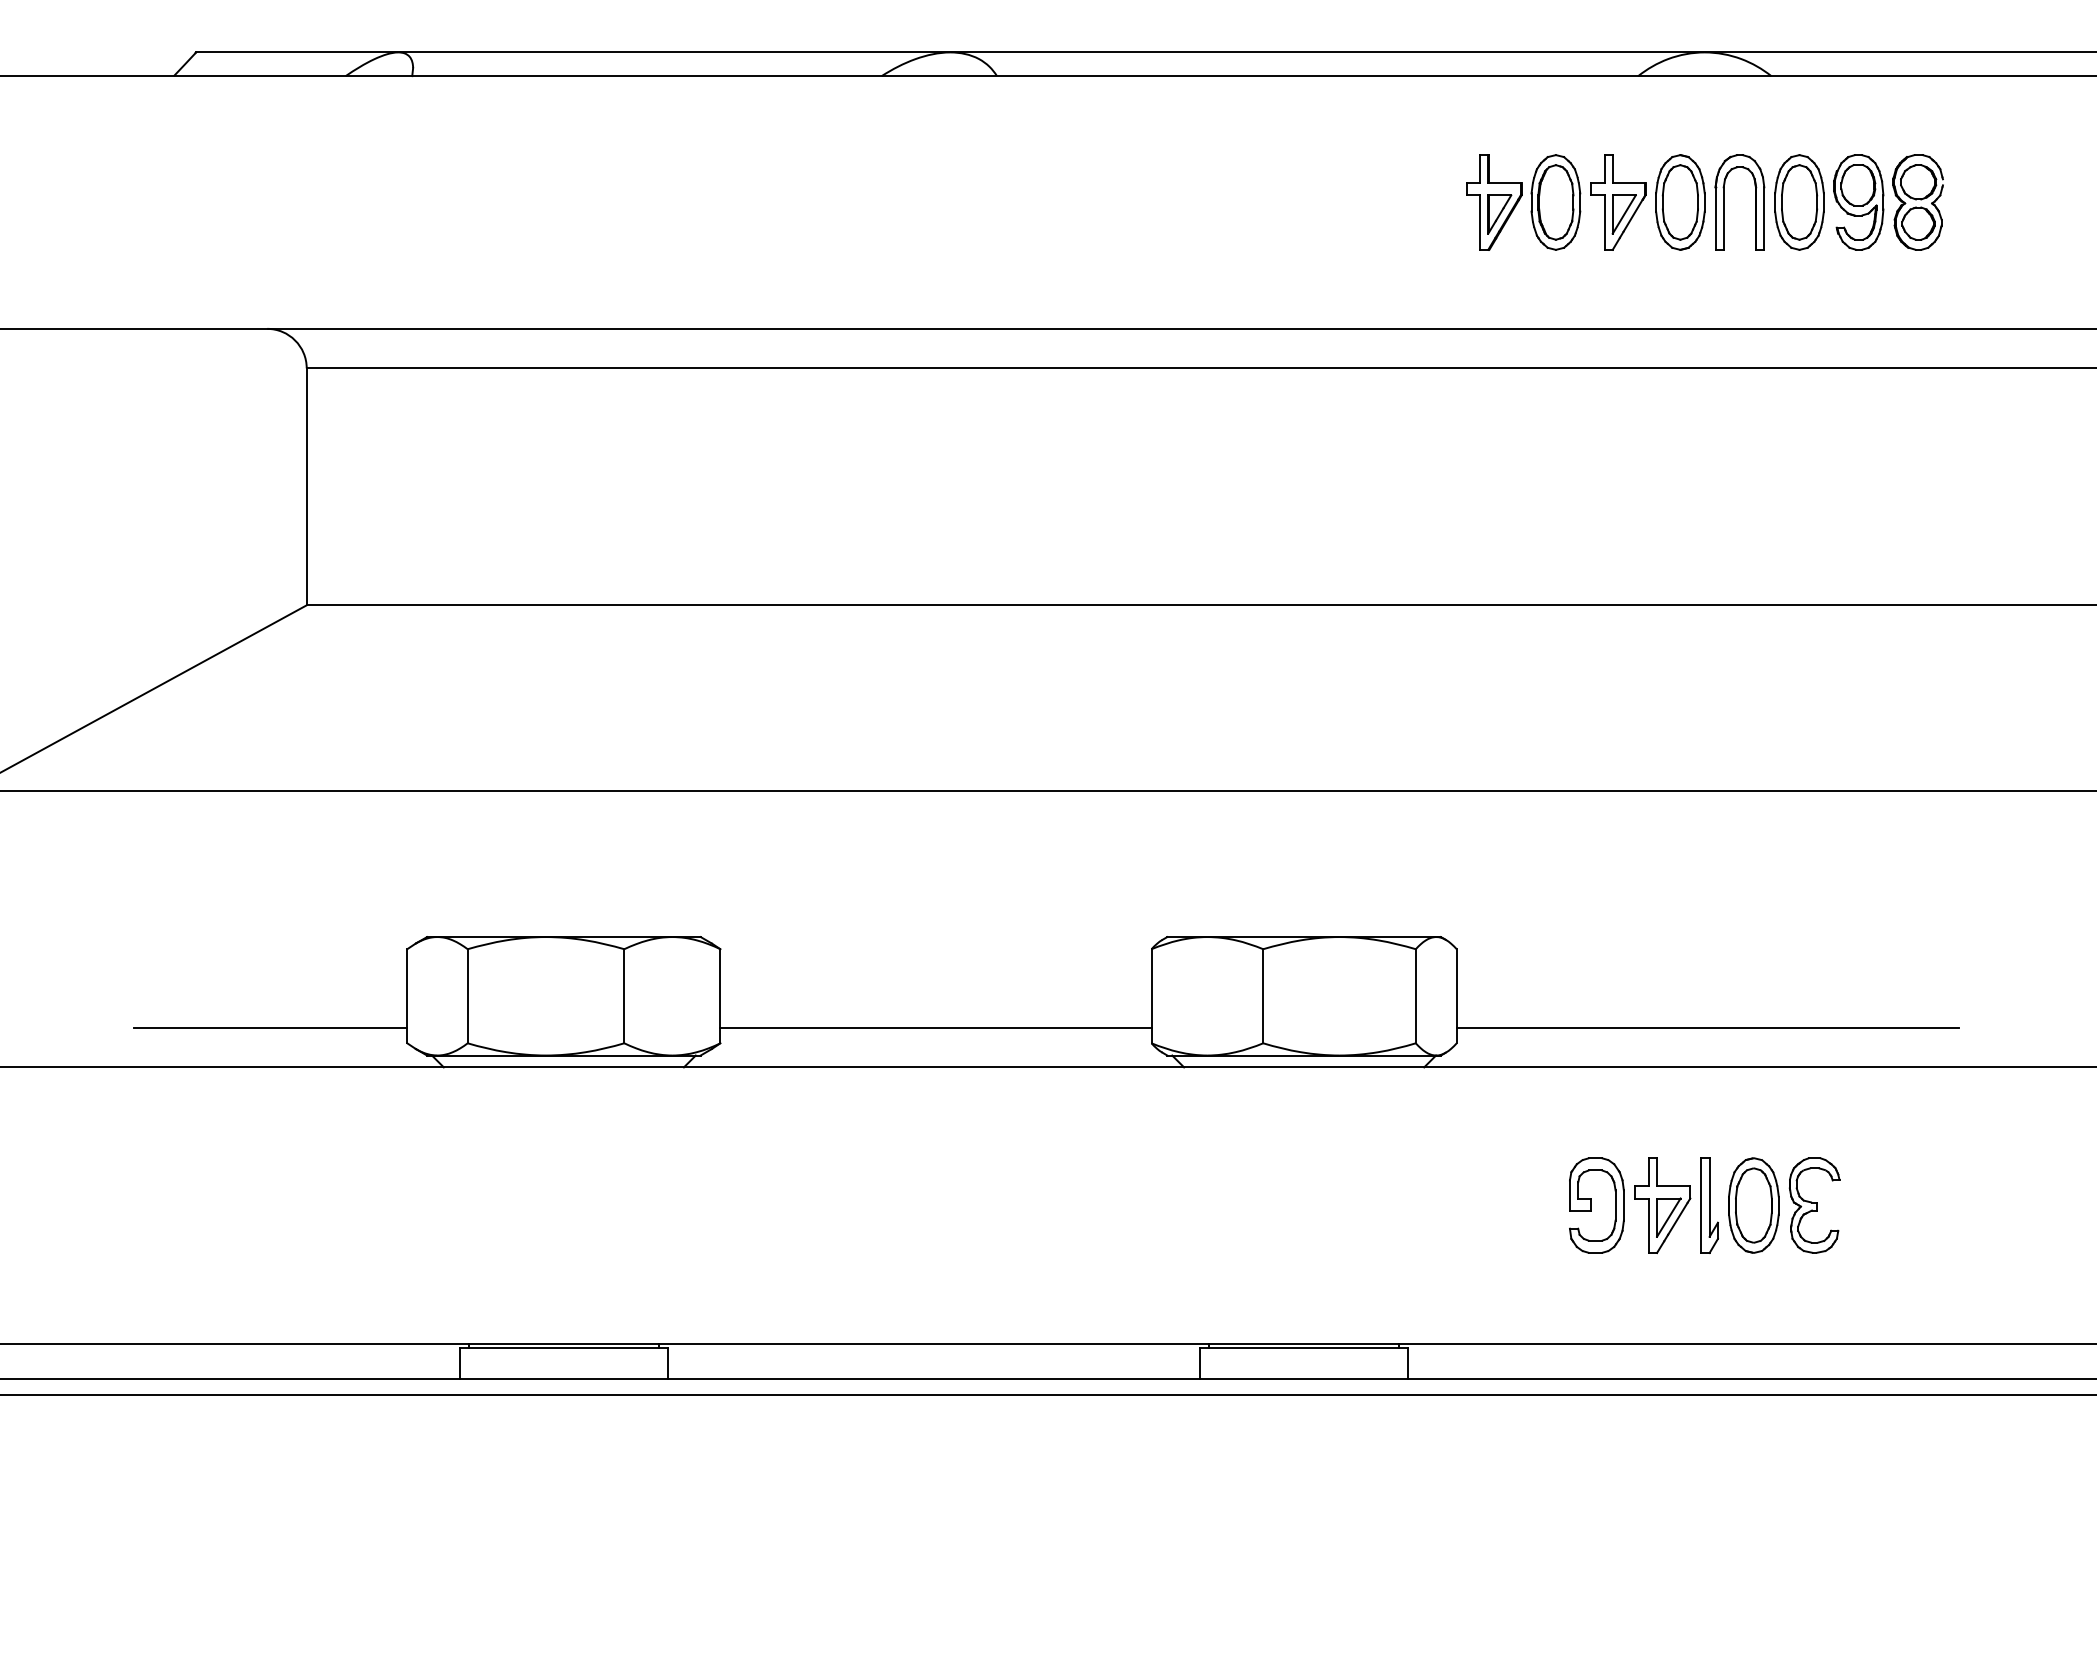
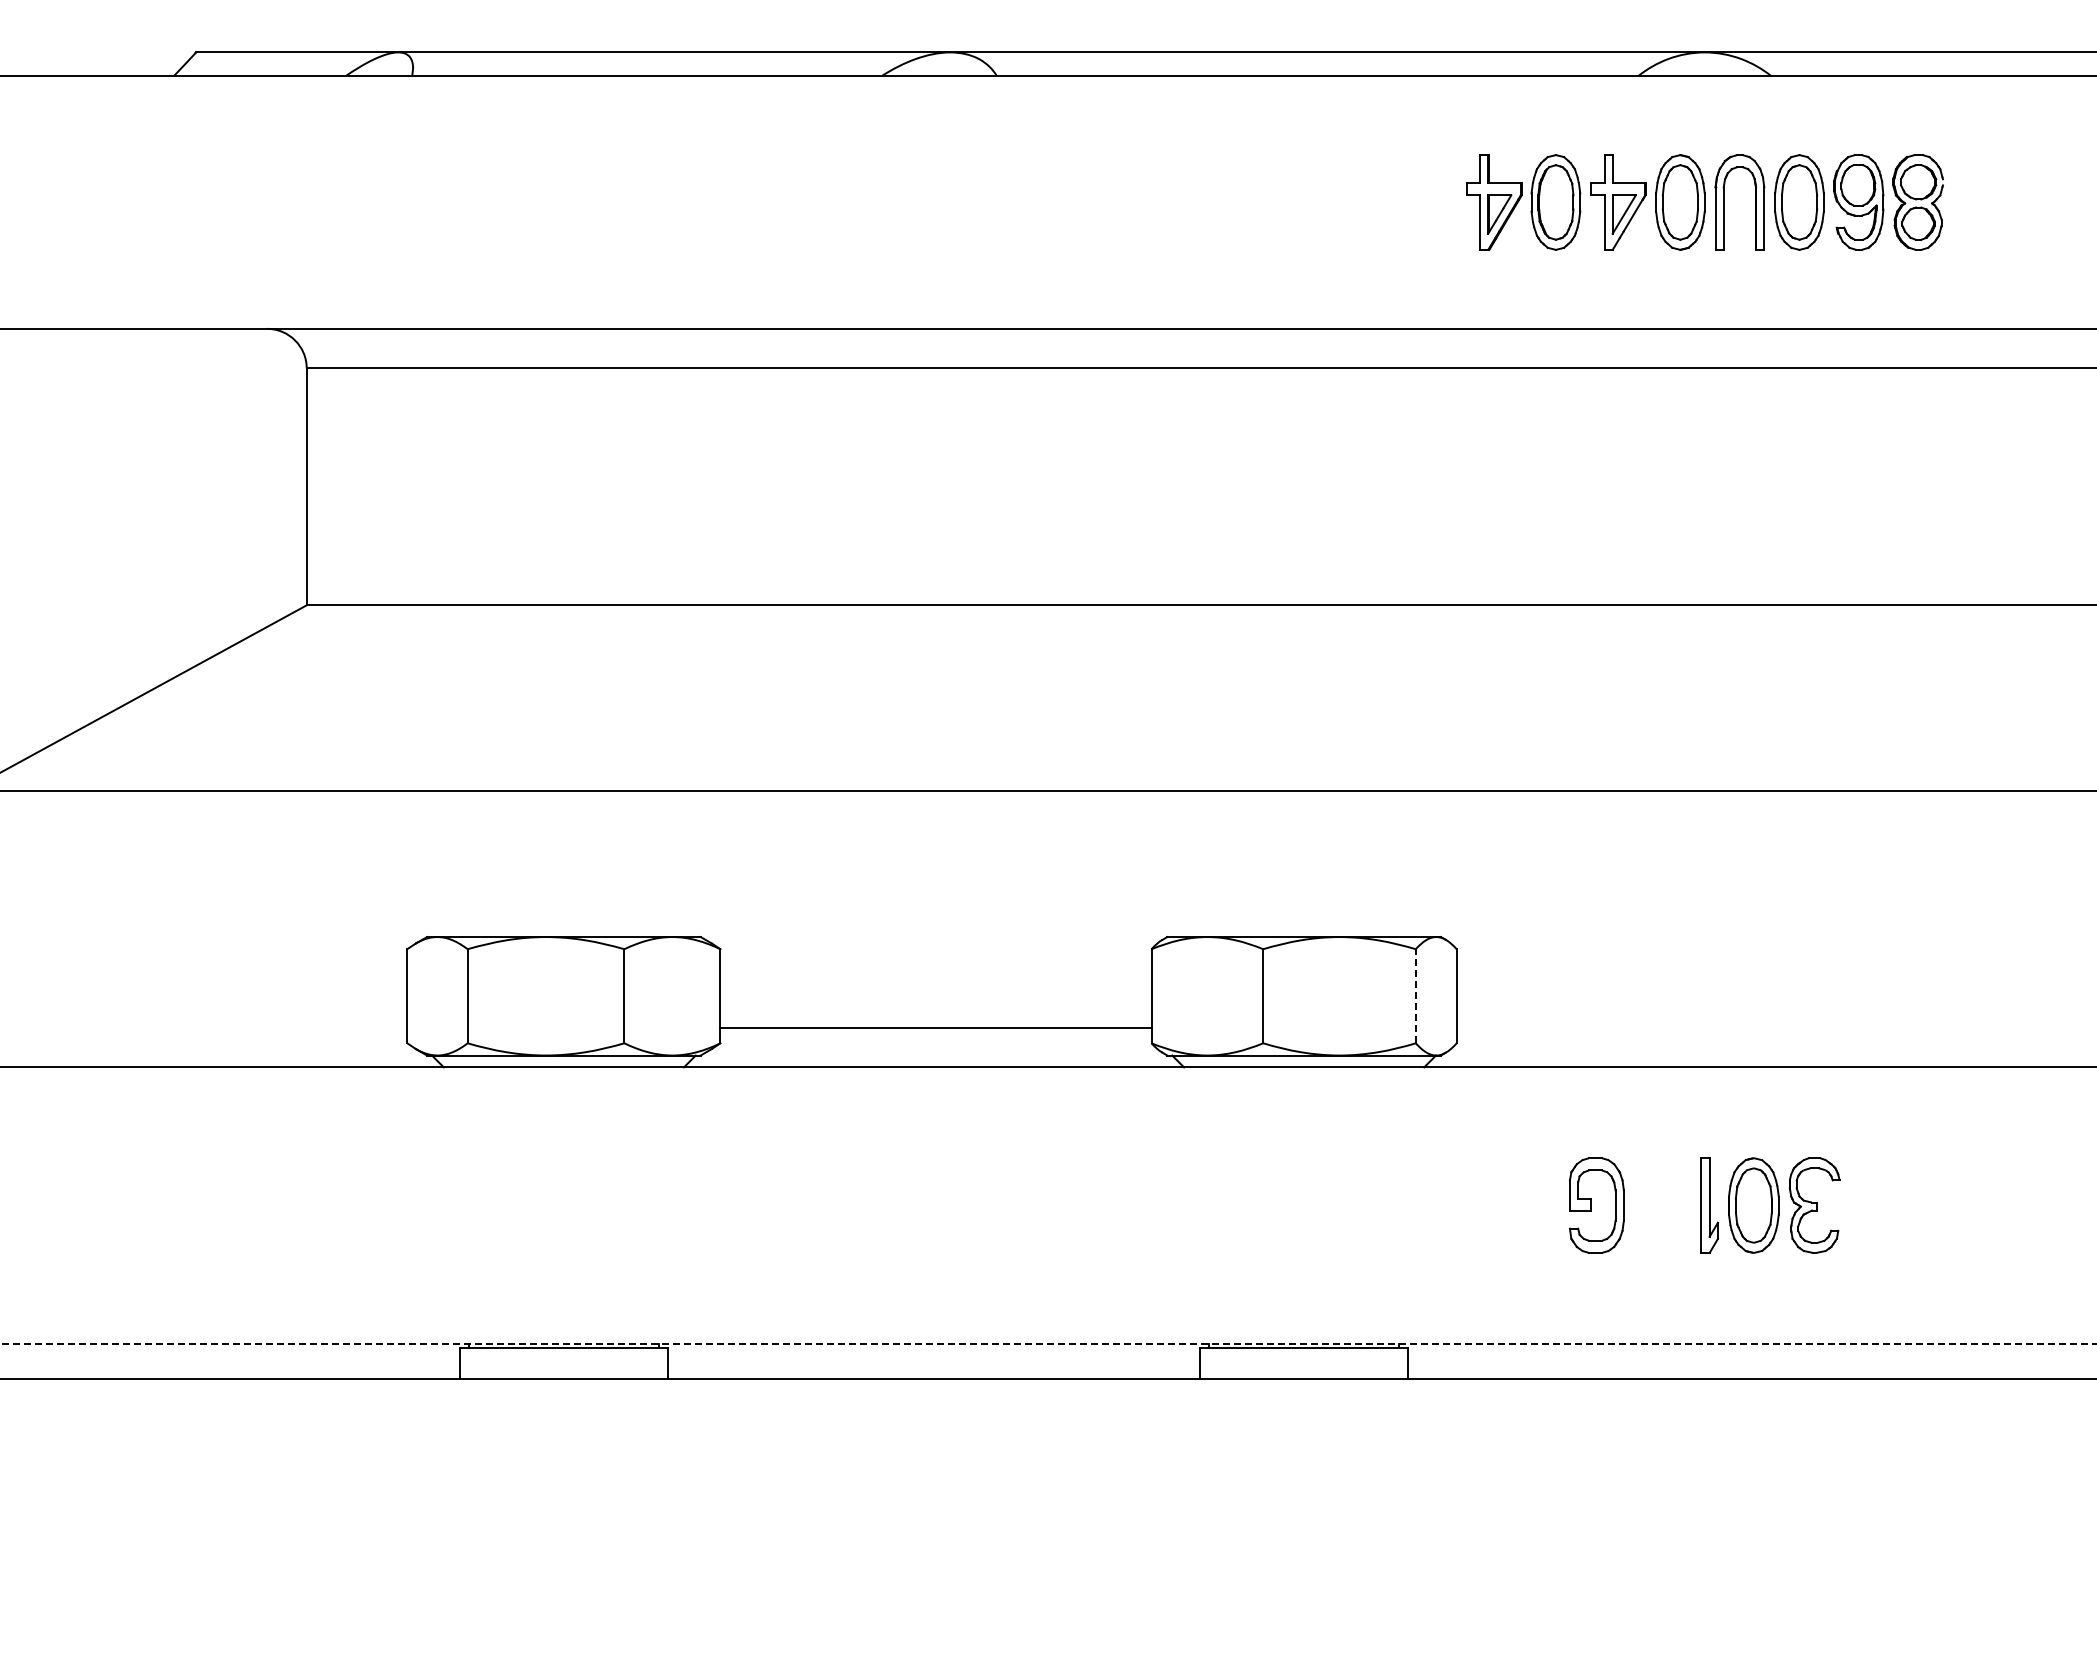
line: solid -> dashed (1415, 995)
line: present -> none (270, 1027)
line: present -> none (1707, 1027)
part: present -> none (1662, 1205)
line: solid -> dashed (1048, 1343)
line: present -> none (1047, 1395)
